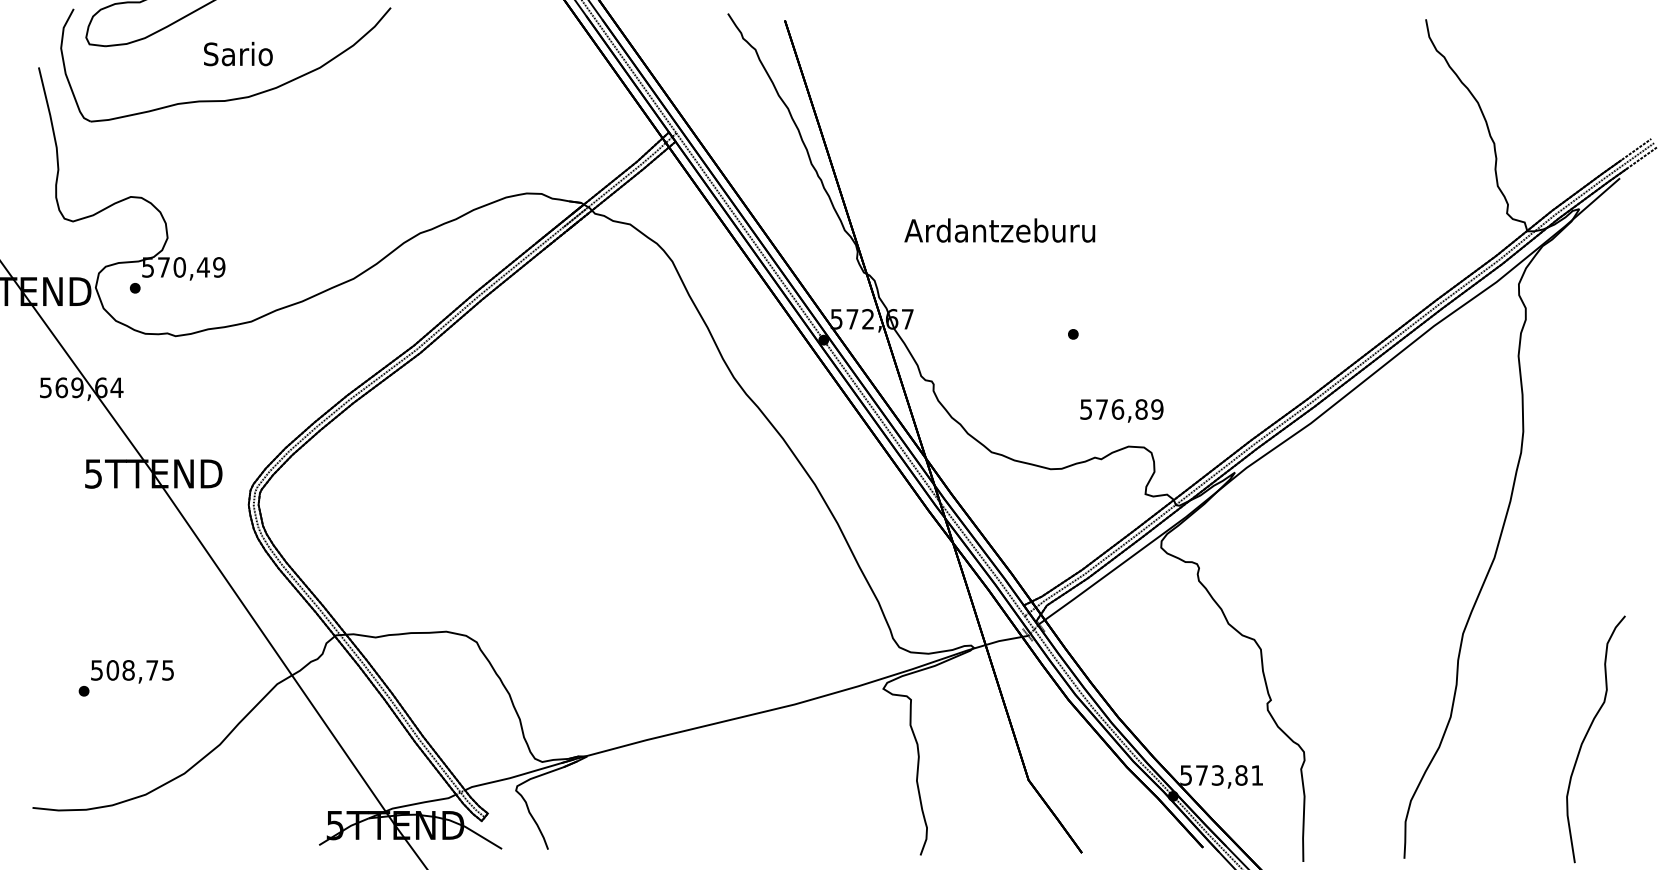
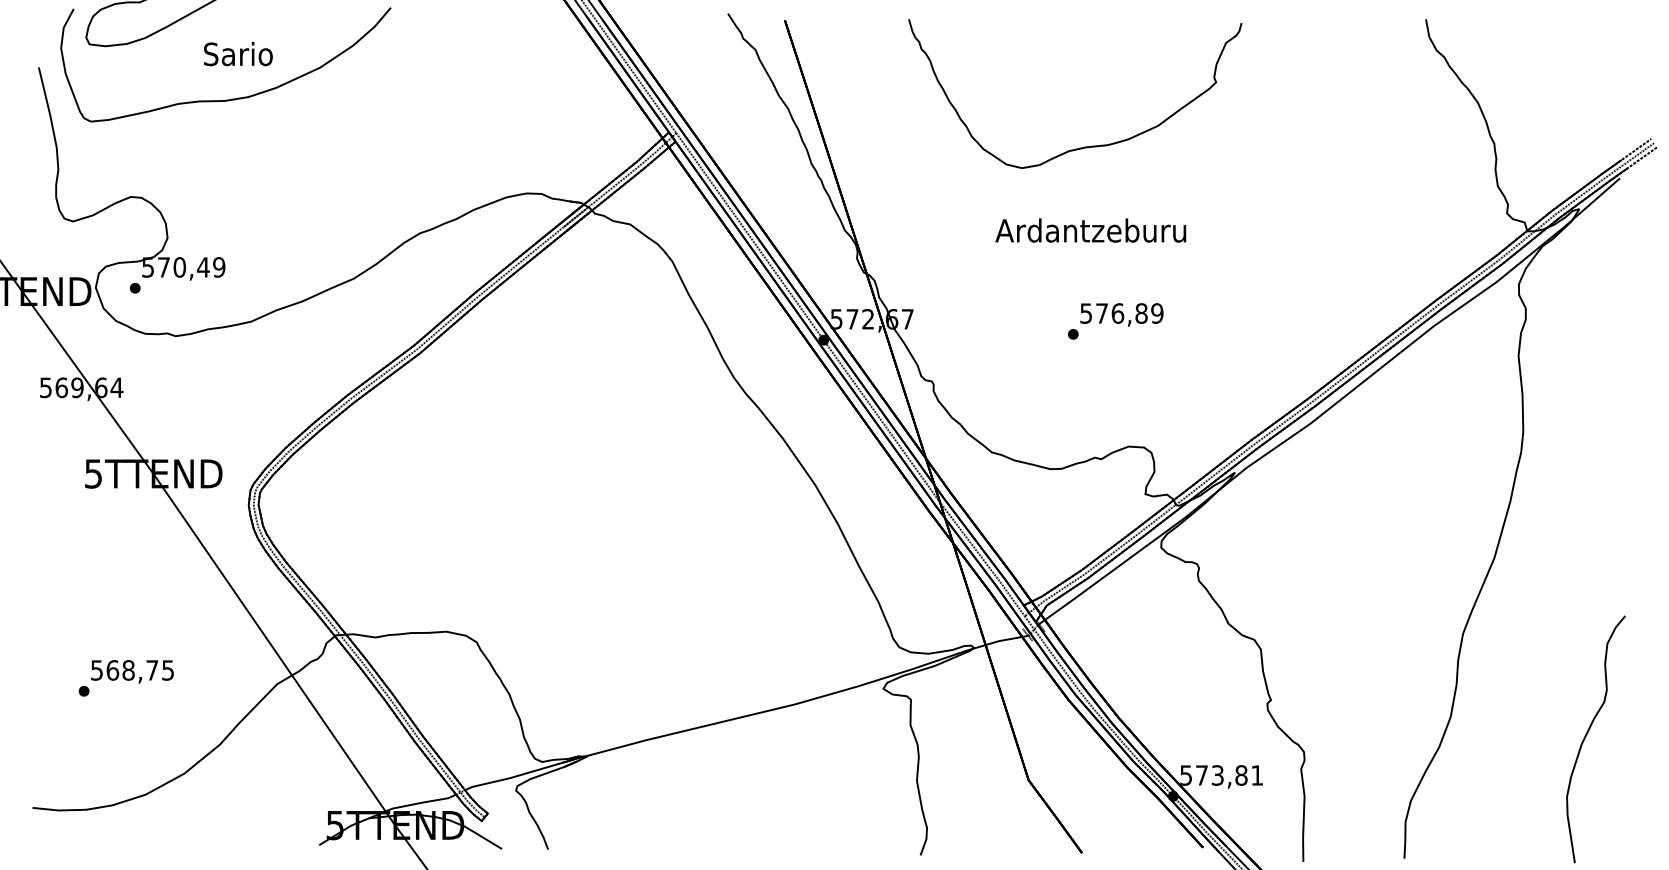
curve: none -> present (1084, 146)
text position: (999, 230) -> (1090, 230) (1090, 230)
text position: (1121, 410) -> (1121, 314) (1121, 314)
text: 508,75 -> 568,75 (112, 670)
